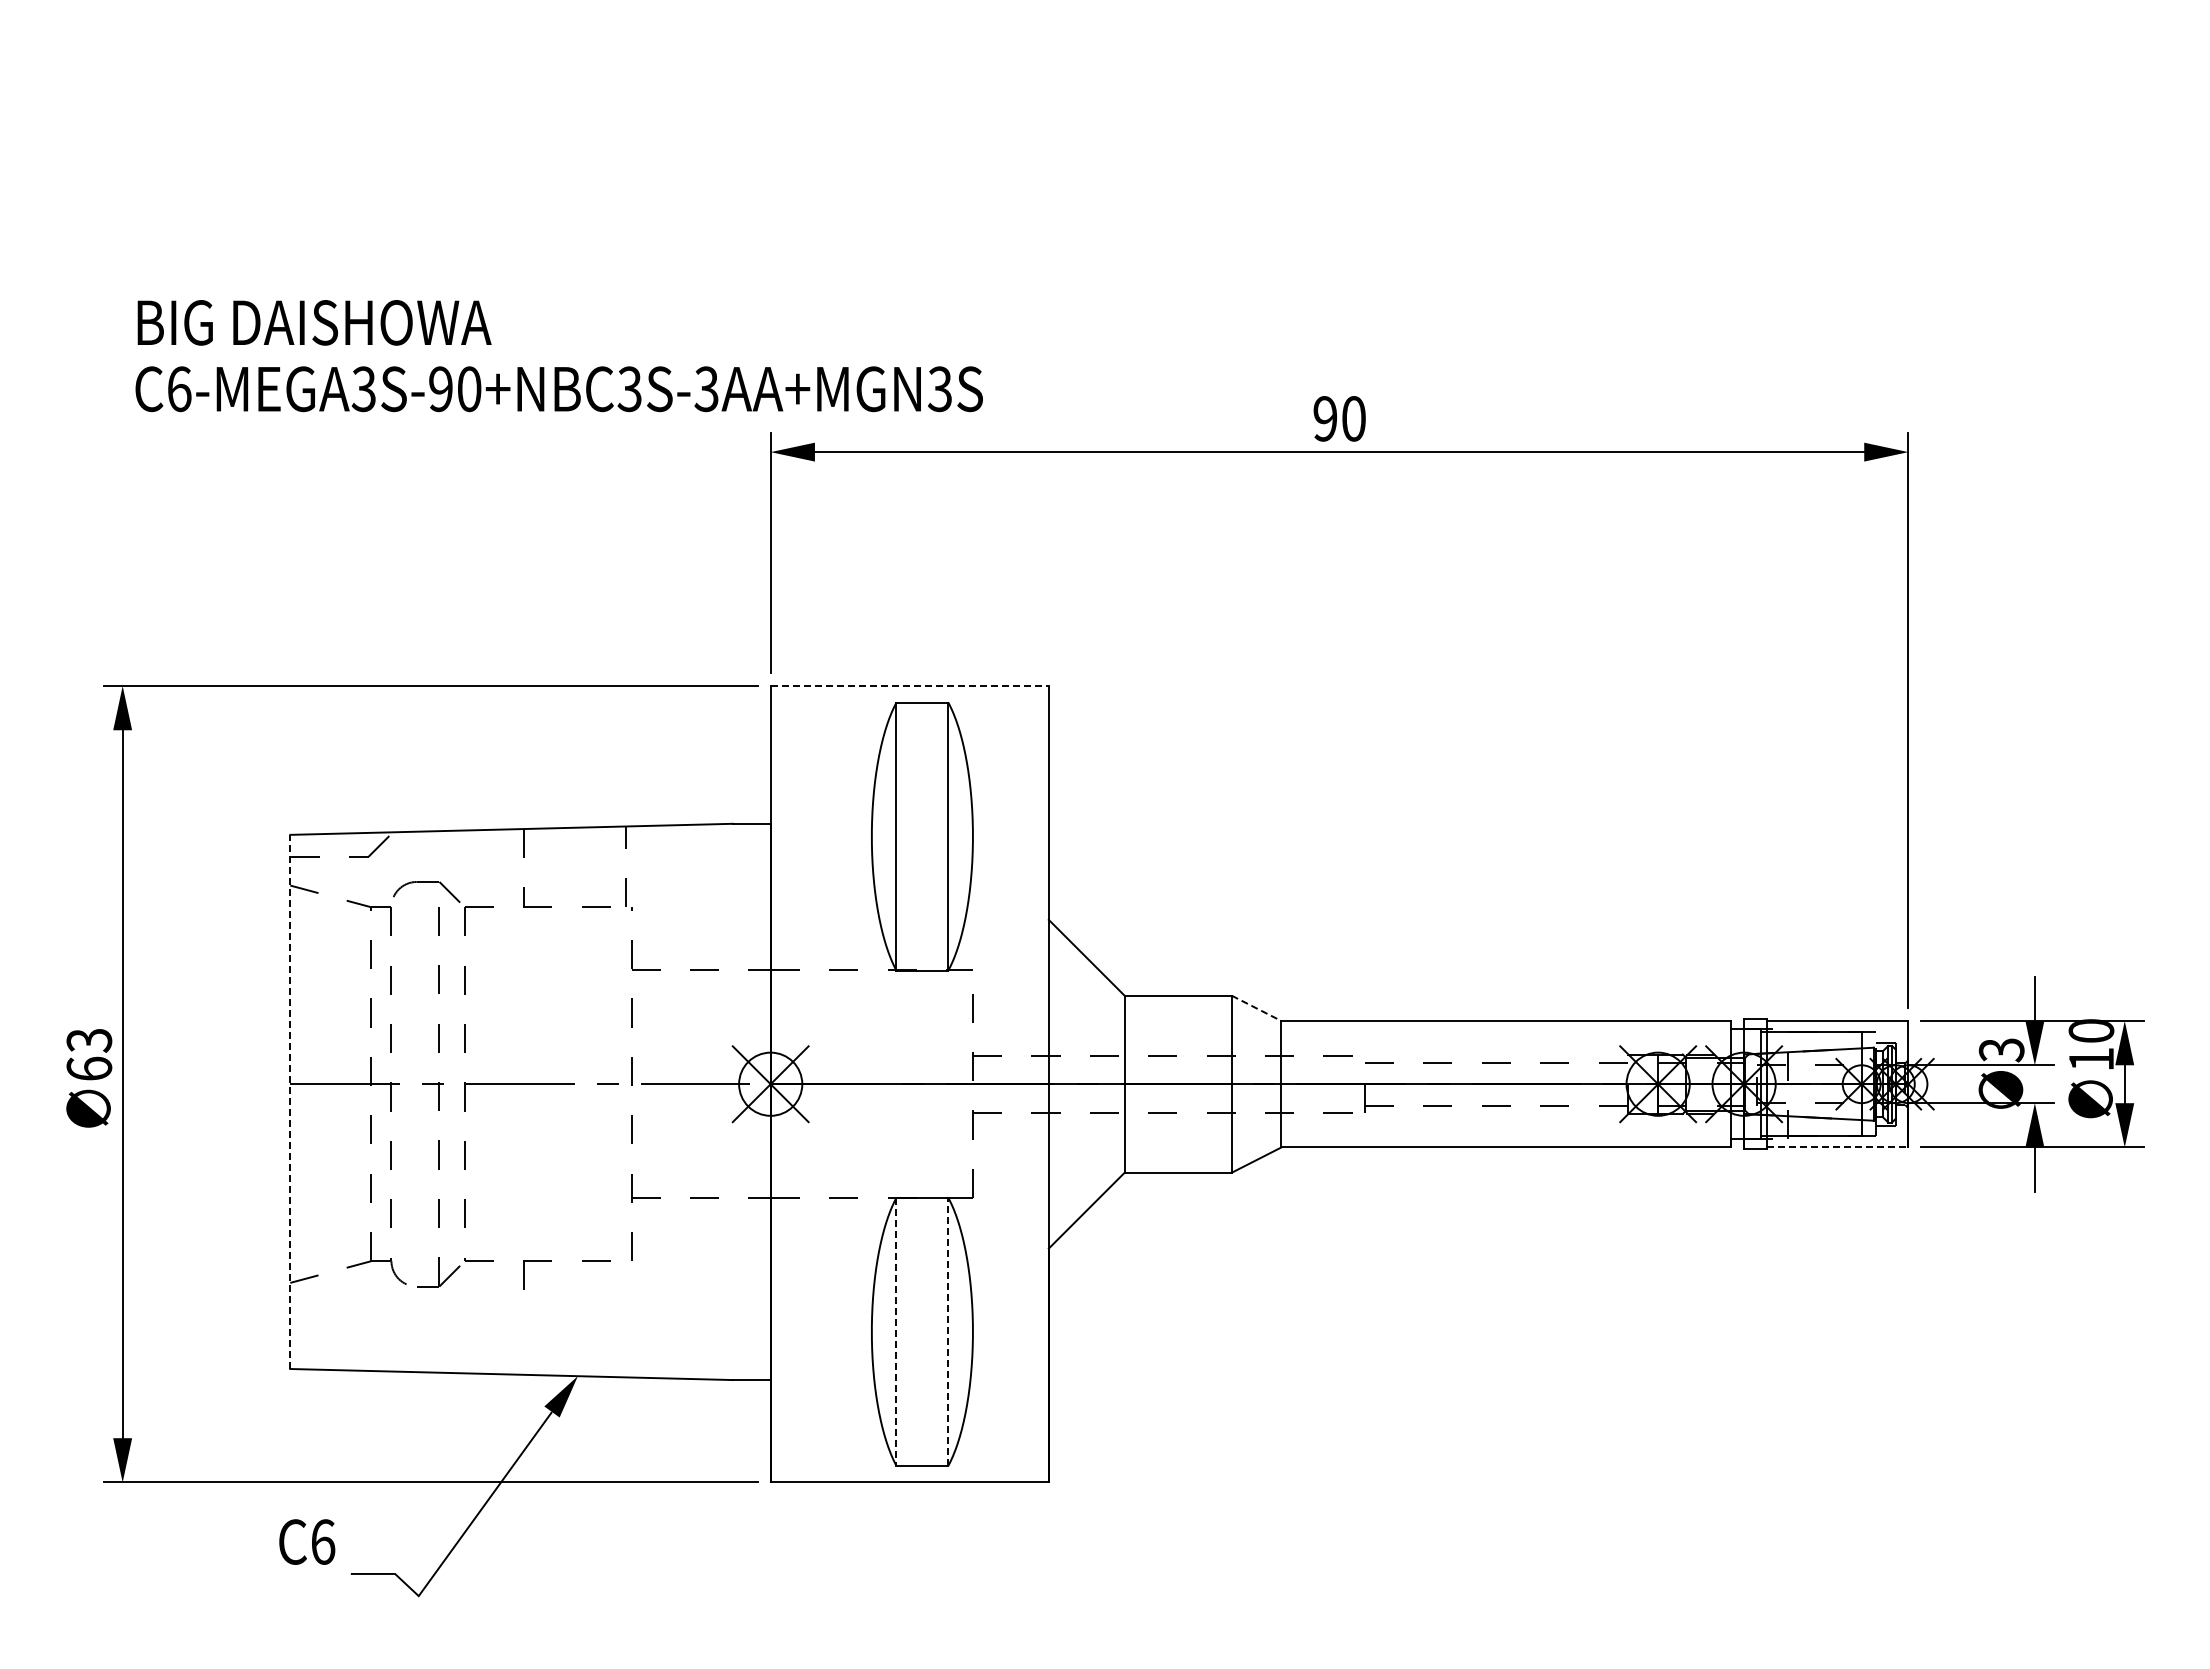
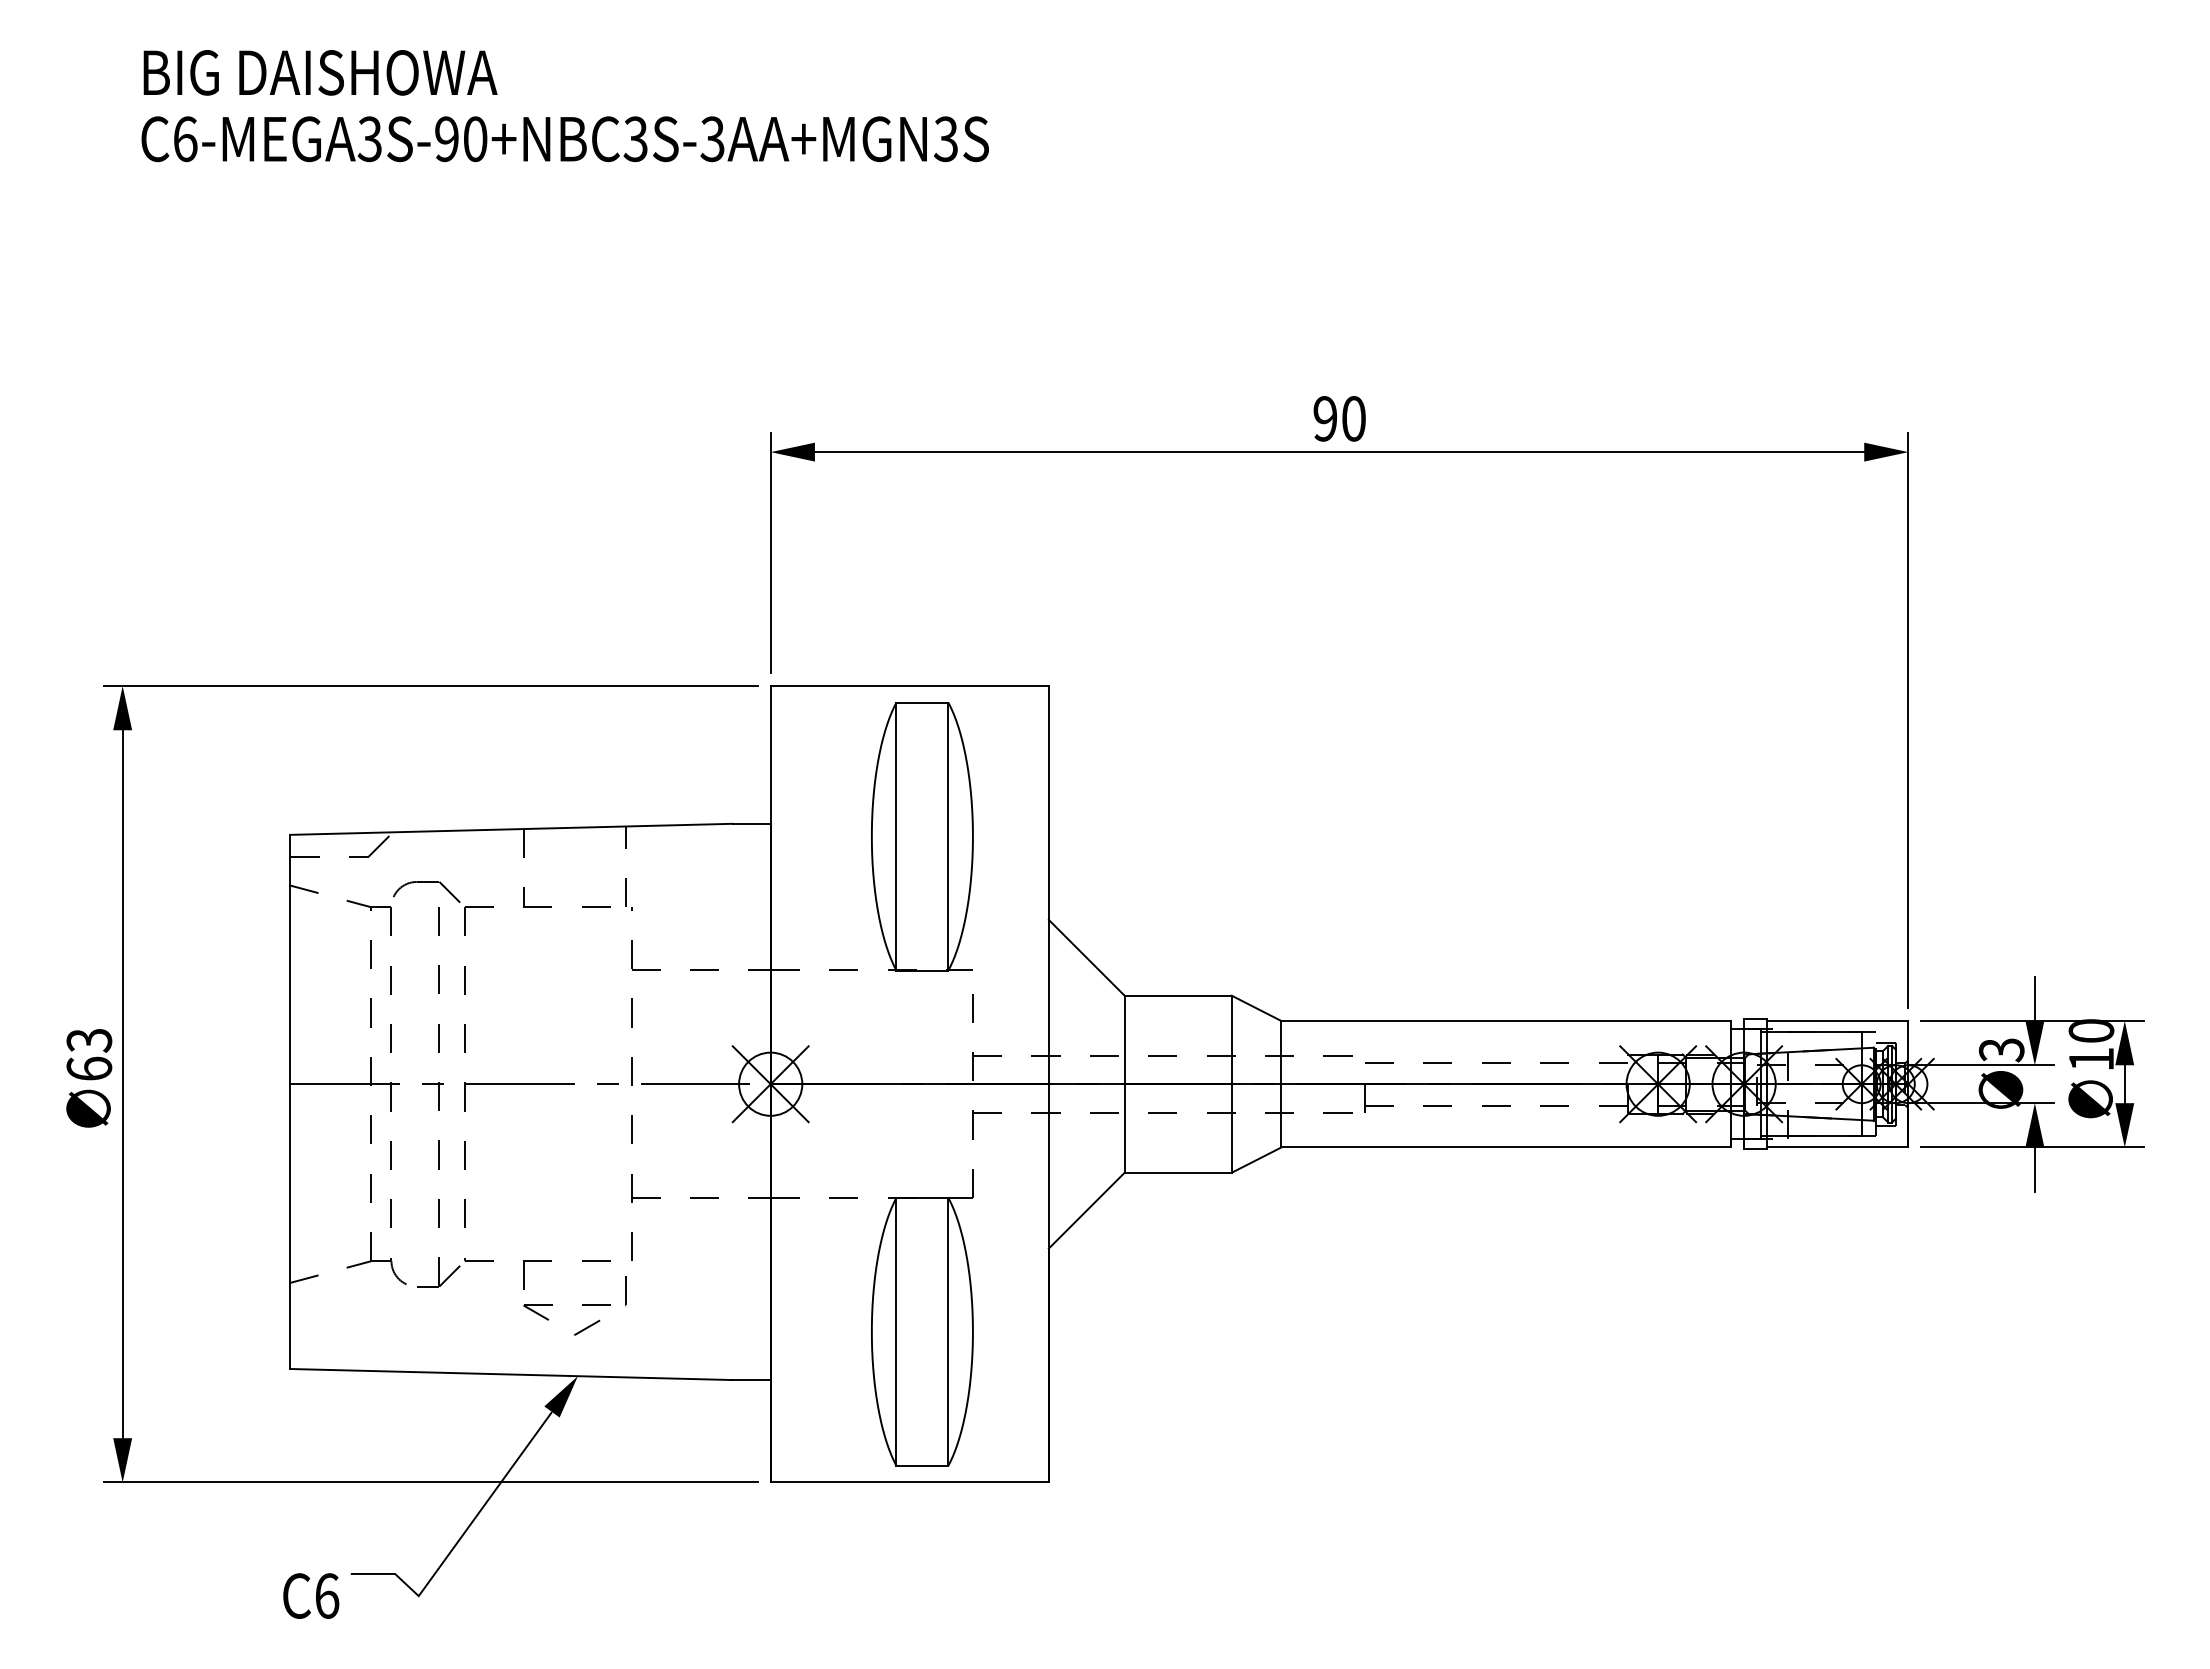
text position: (558, 356) -> (564, 106) (564, 106)
line: dashed -> solid (910, 686)
line: dashed -> solid (1256, 1008)
line: dashed -> solid (290, 1101)
line: dashed -> solid (1837, 1147)
part: none -> present (582, 1305)
line: dashed -> solid (948, 1331)
line: dashed -> solid (896, 1332)
text position: (307, 1541) -> (311, 1595) (311, 1595)
